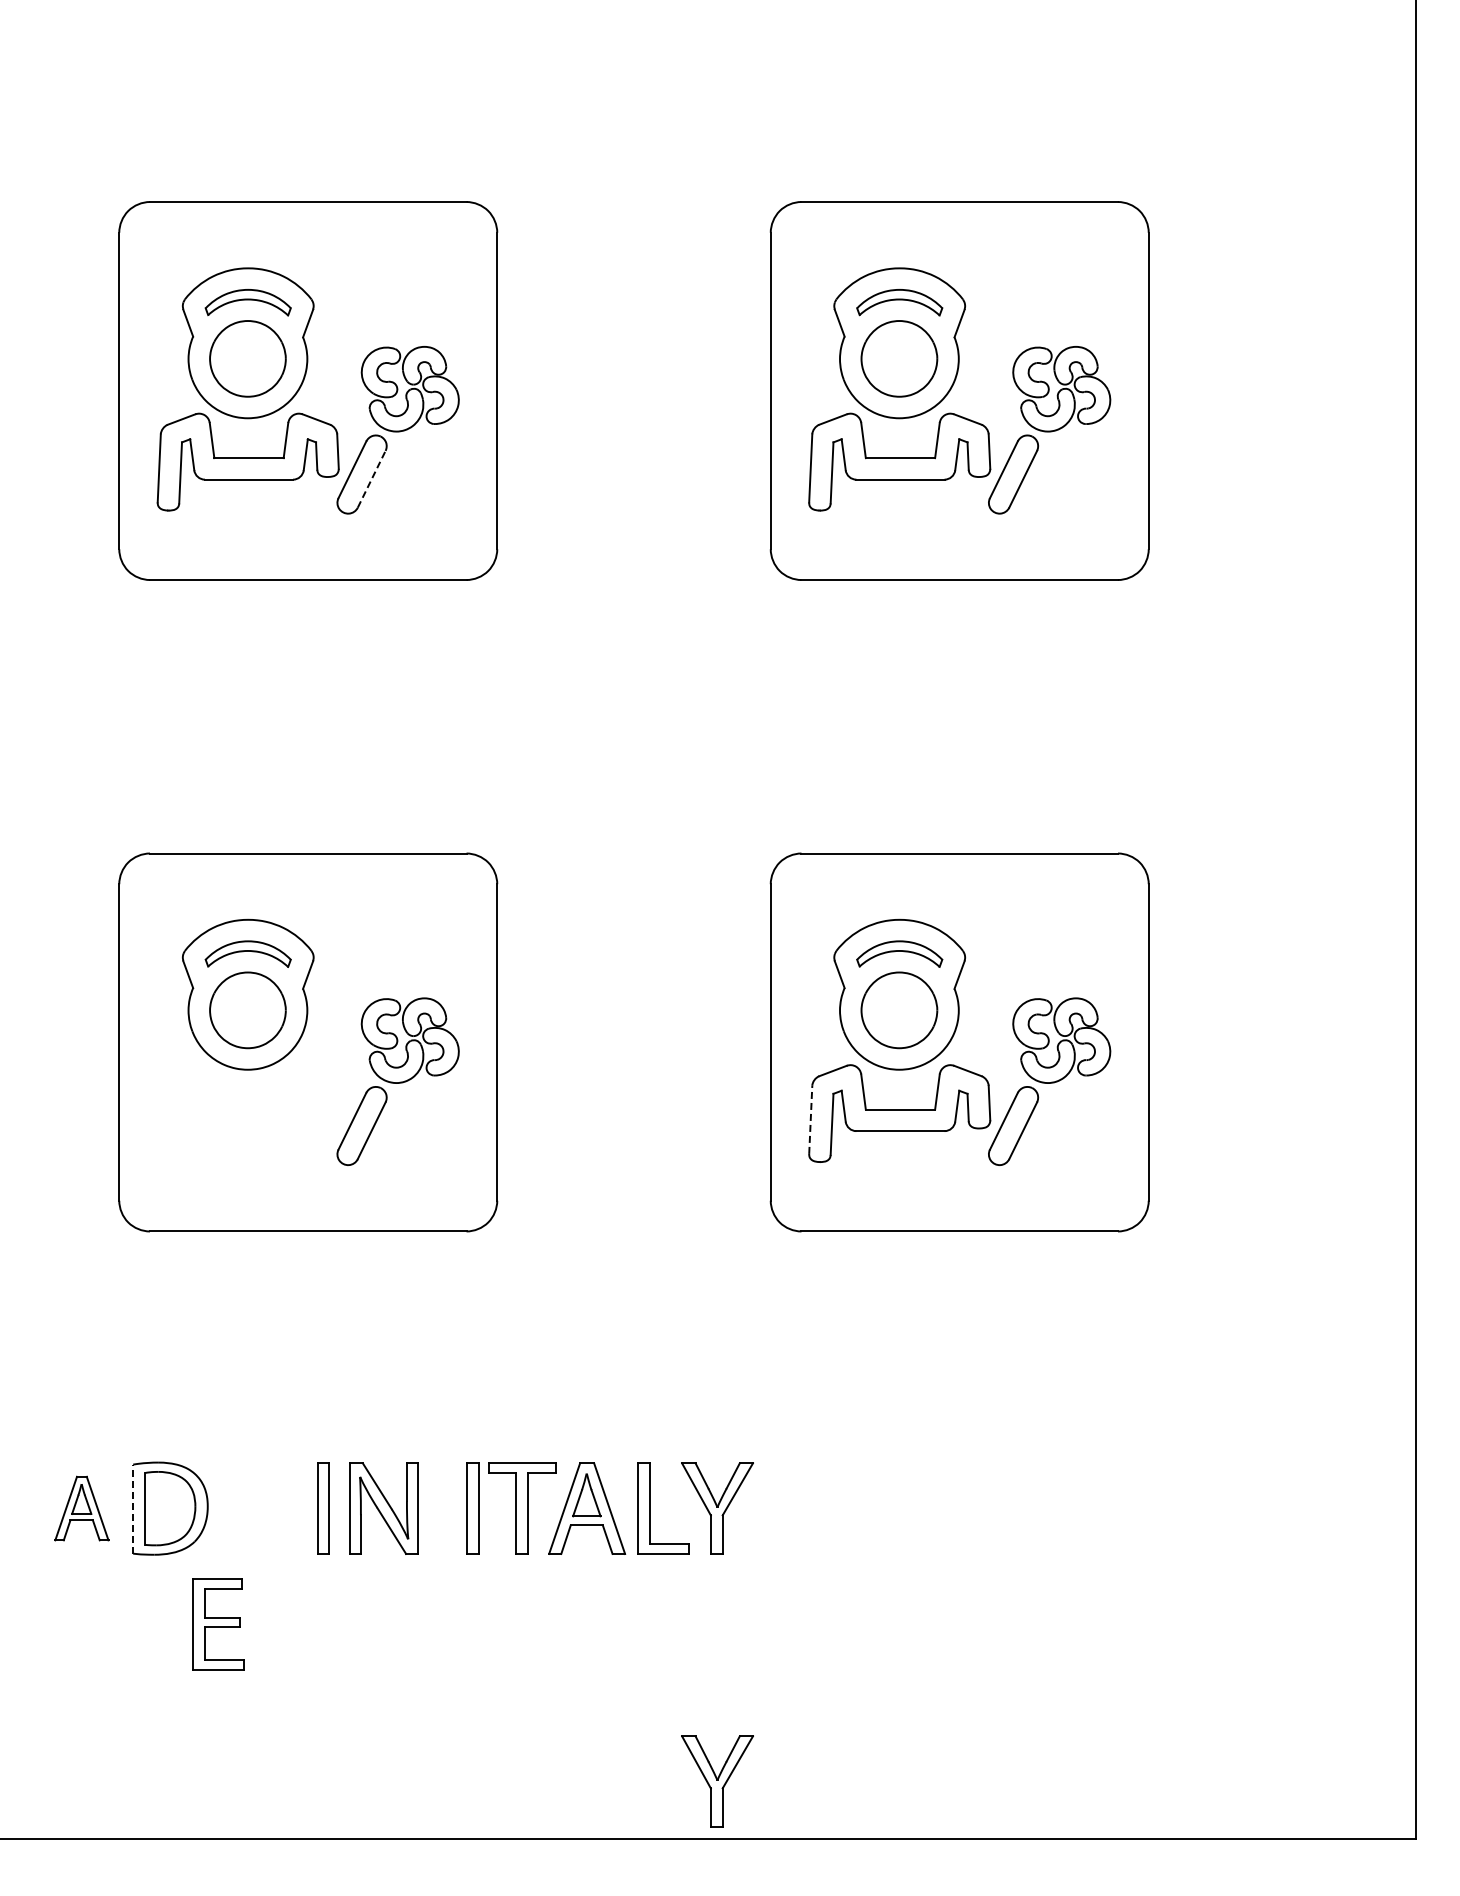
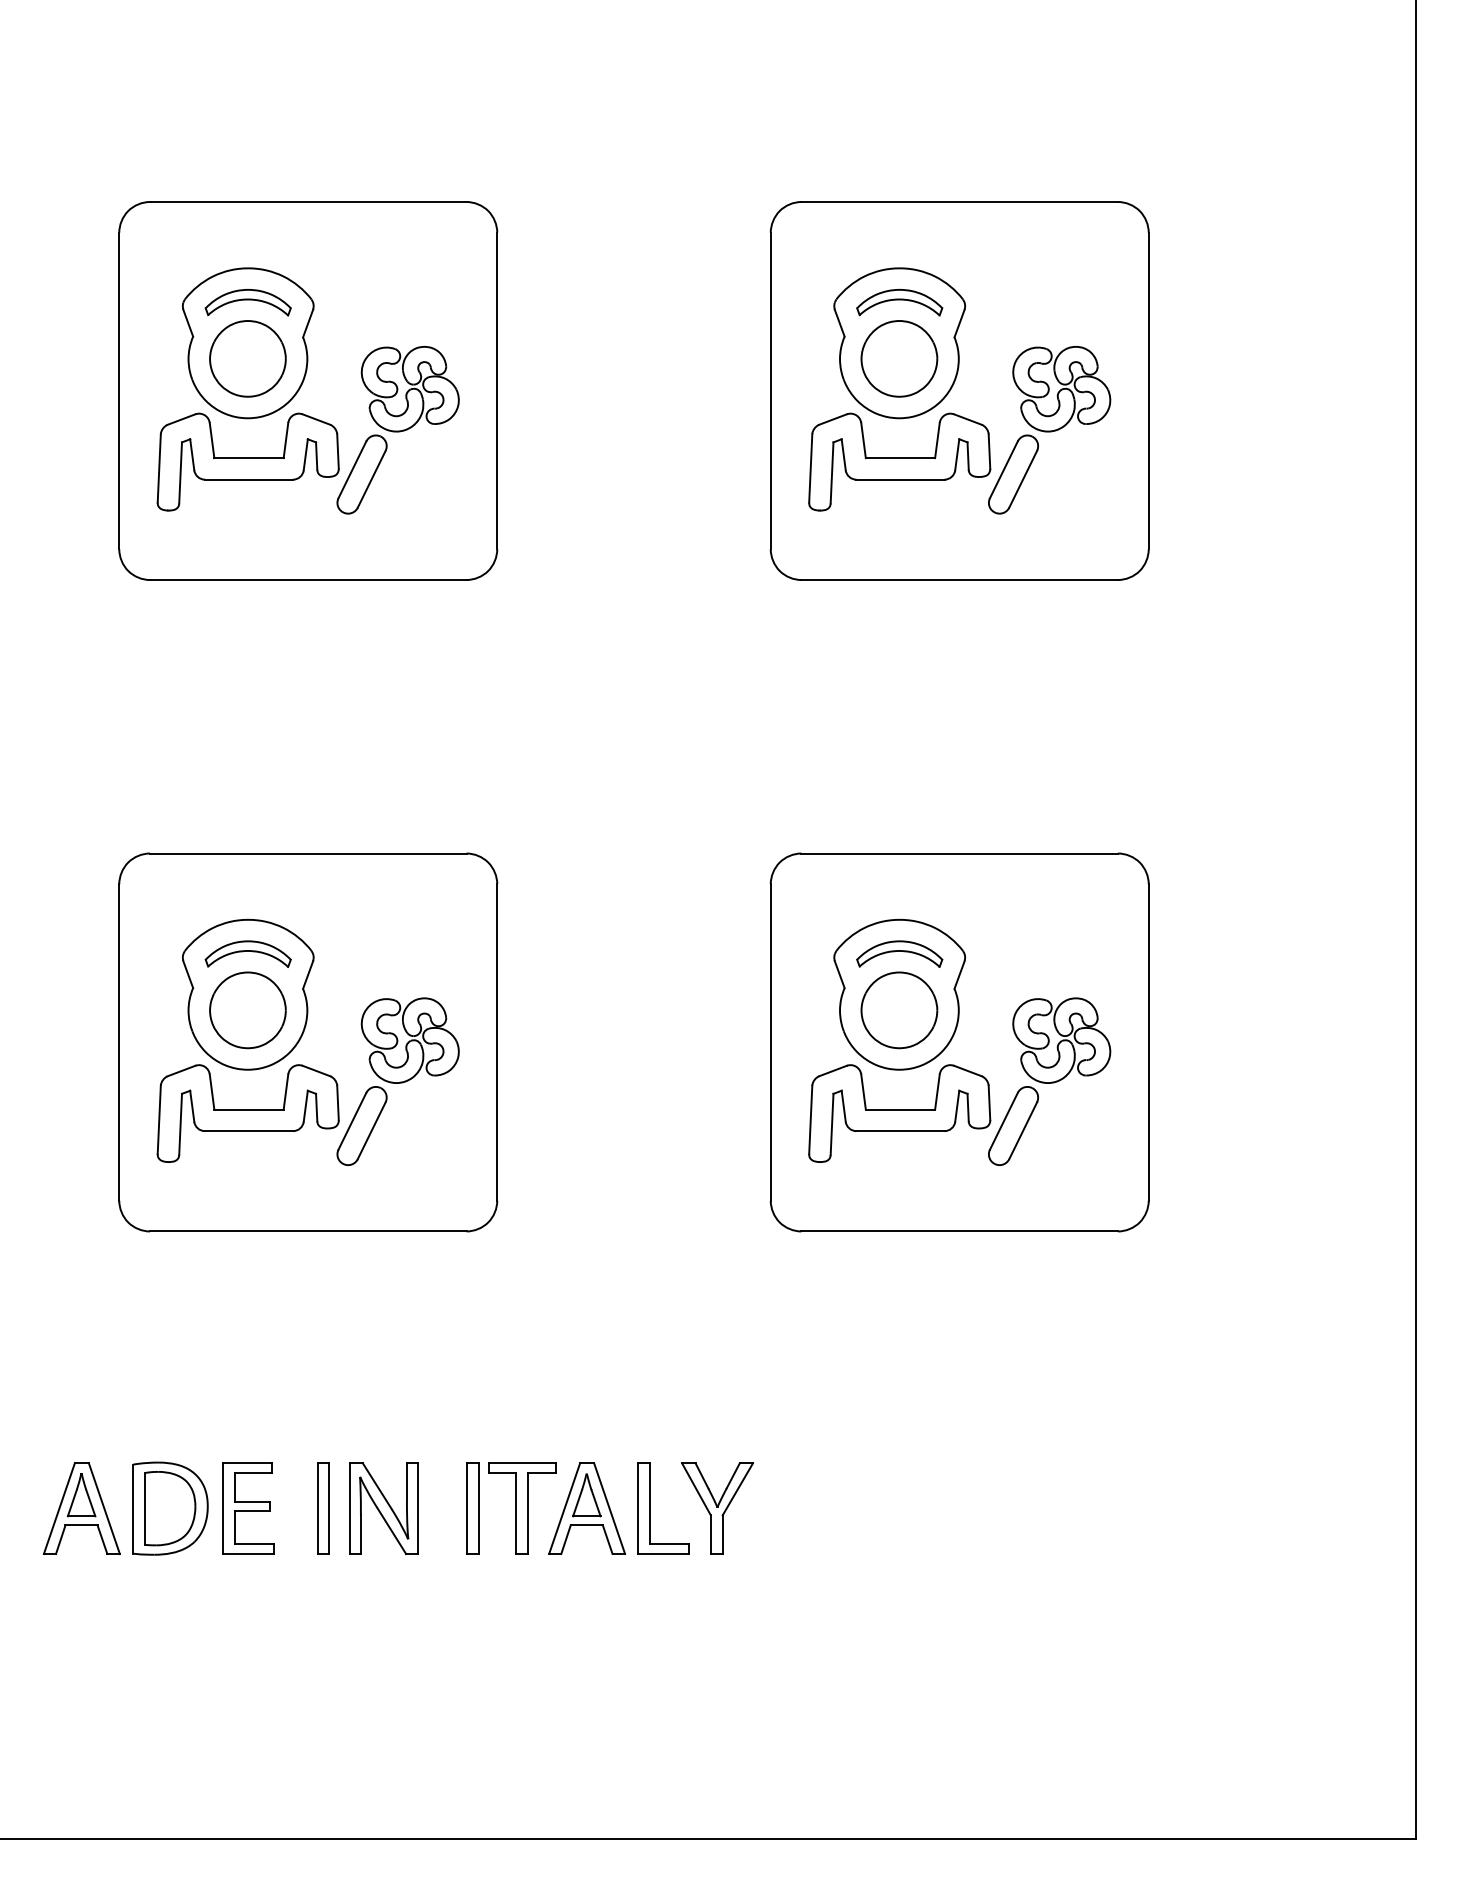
line: dashed -> solid (371, 479)
part: none -> present (247, 1113)
line: dashed -> solid (810, 1119)
part size: 56x67 px -> 78x93 px (81, 1508)
line: dashed -> solid (133, 1509)
part position: (218, 1624) -> (248, 1508) (248, 1508)
part: present -> none (717, 1781)
